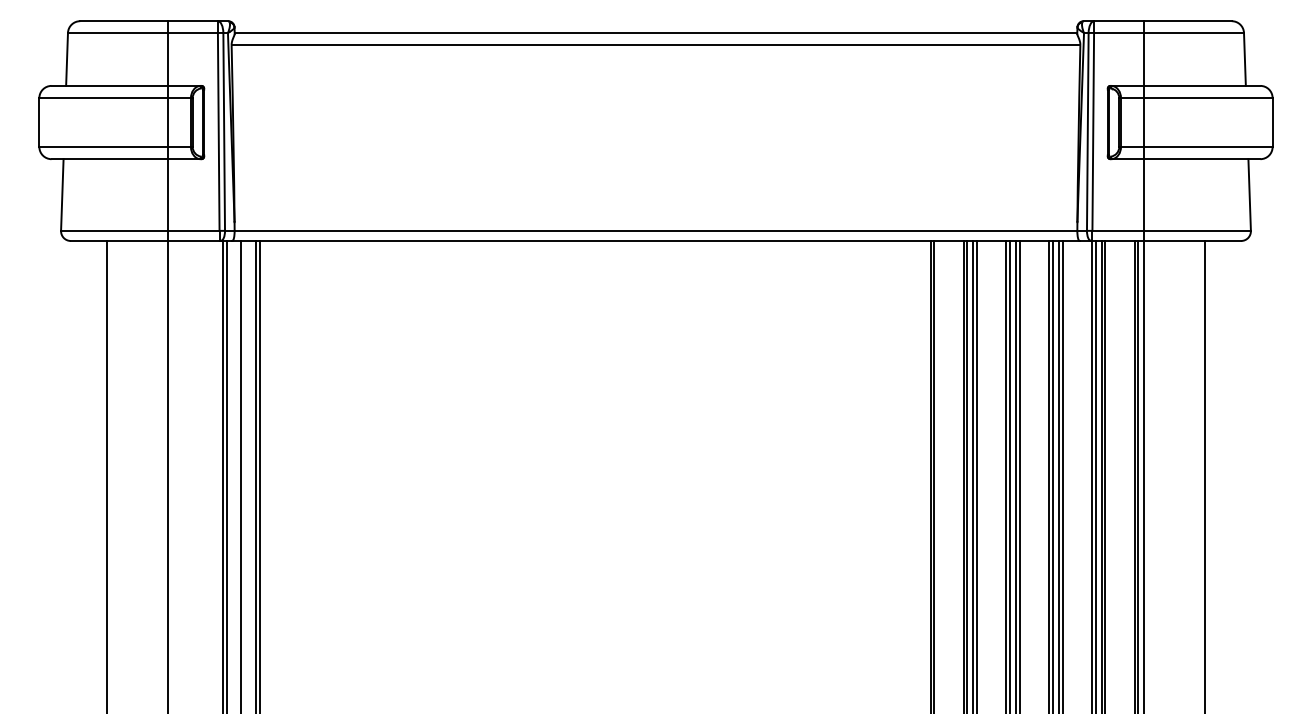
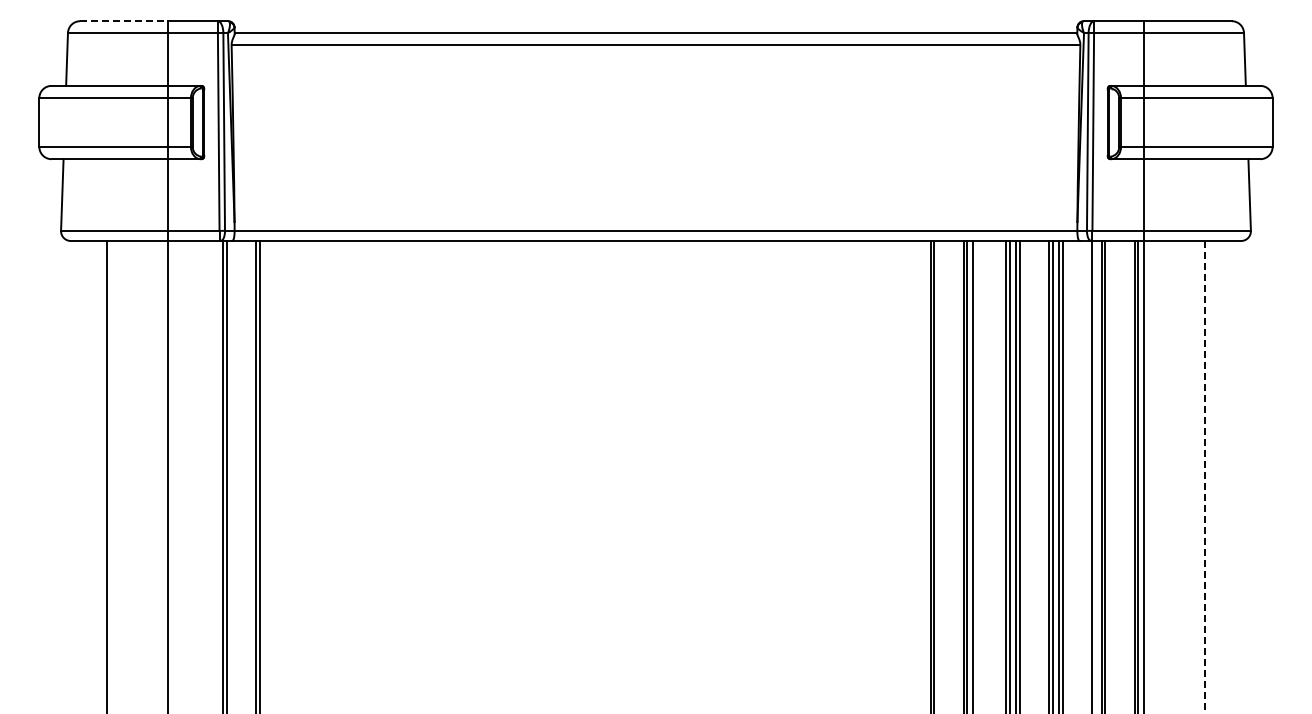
line: solid -> dashed (123, 21)
line: present -> none (241, 475)
line: present -> none (977, 475)
line: present -> none (1095, 475)
line: solid -> dashed (1205, 477)
